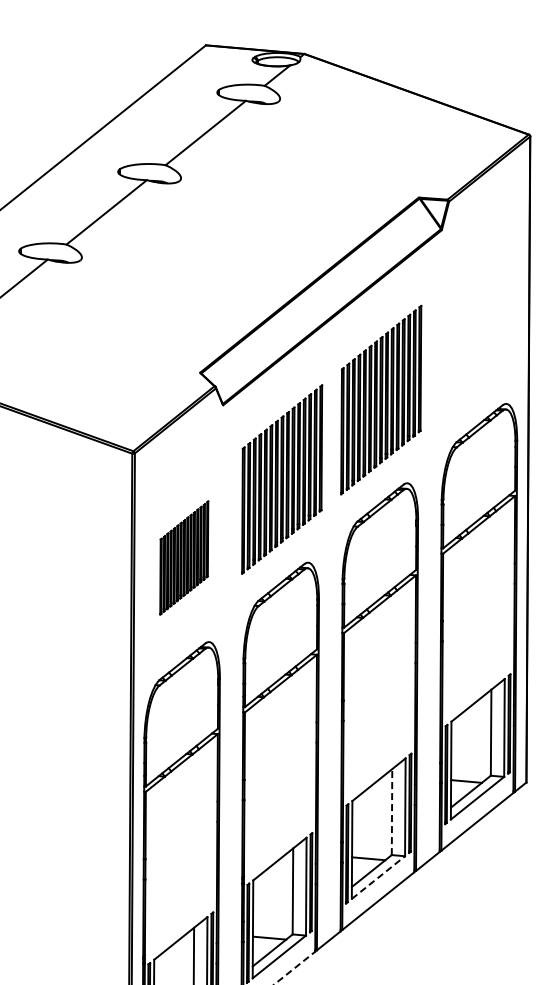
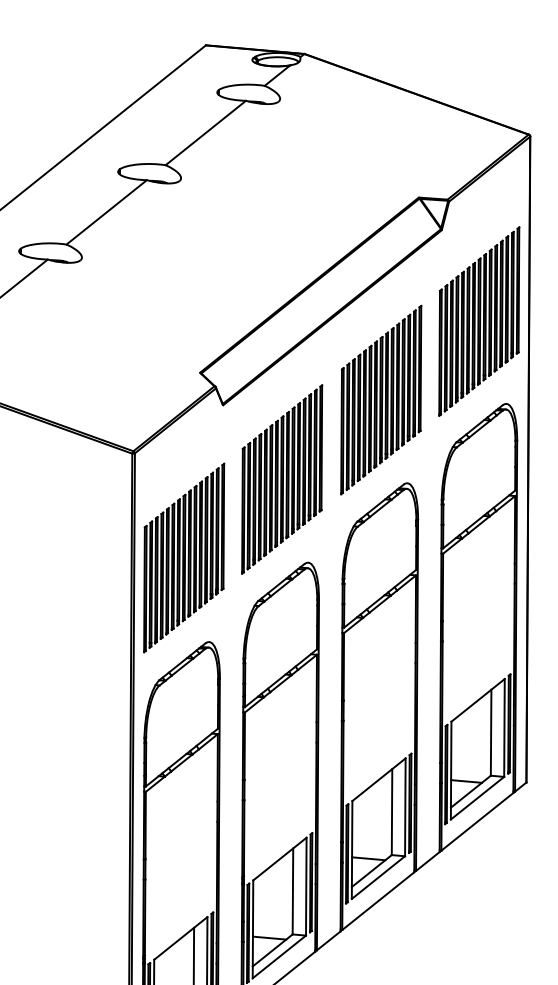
part: none -> present (479, 321)
part size: 51x116 px -> 83x192 px (184, 557)
line: dashed -> solid (392, 812)
line: dashed -> solid (378, 877)
line: dashed -> solid (295, 967)
